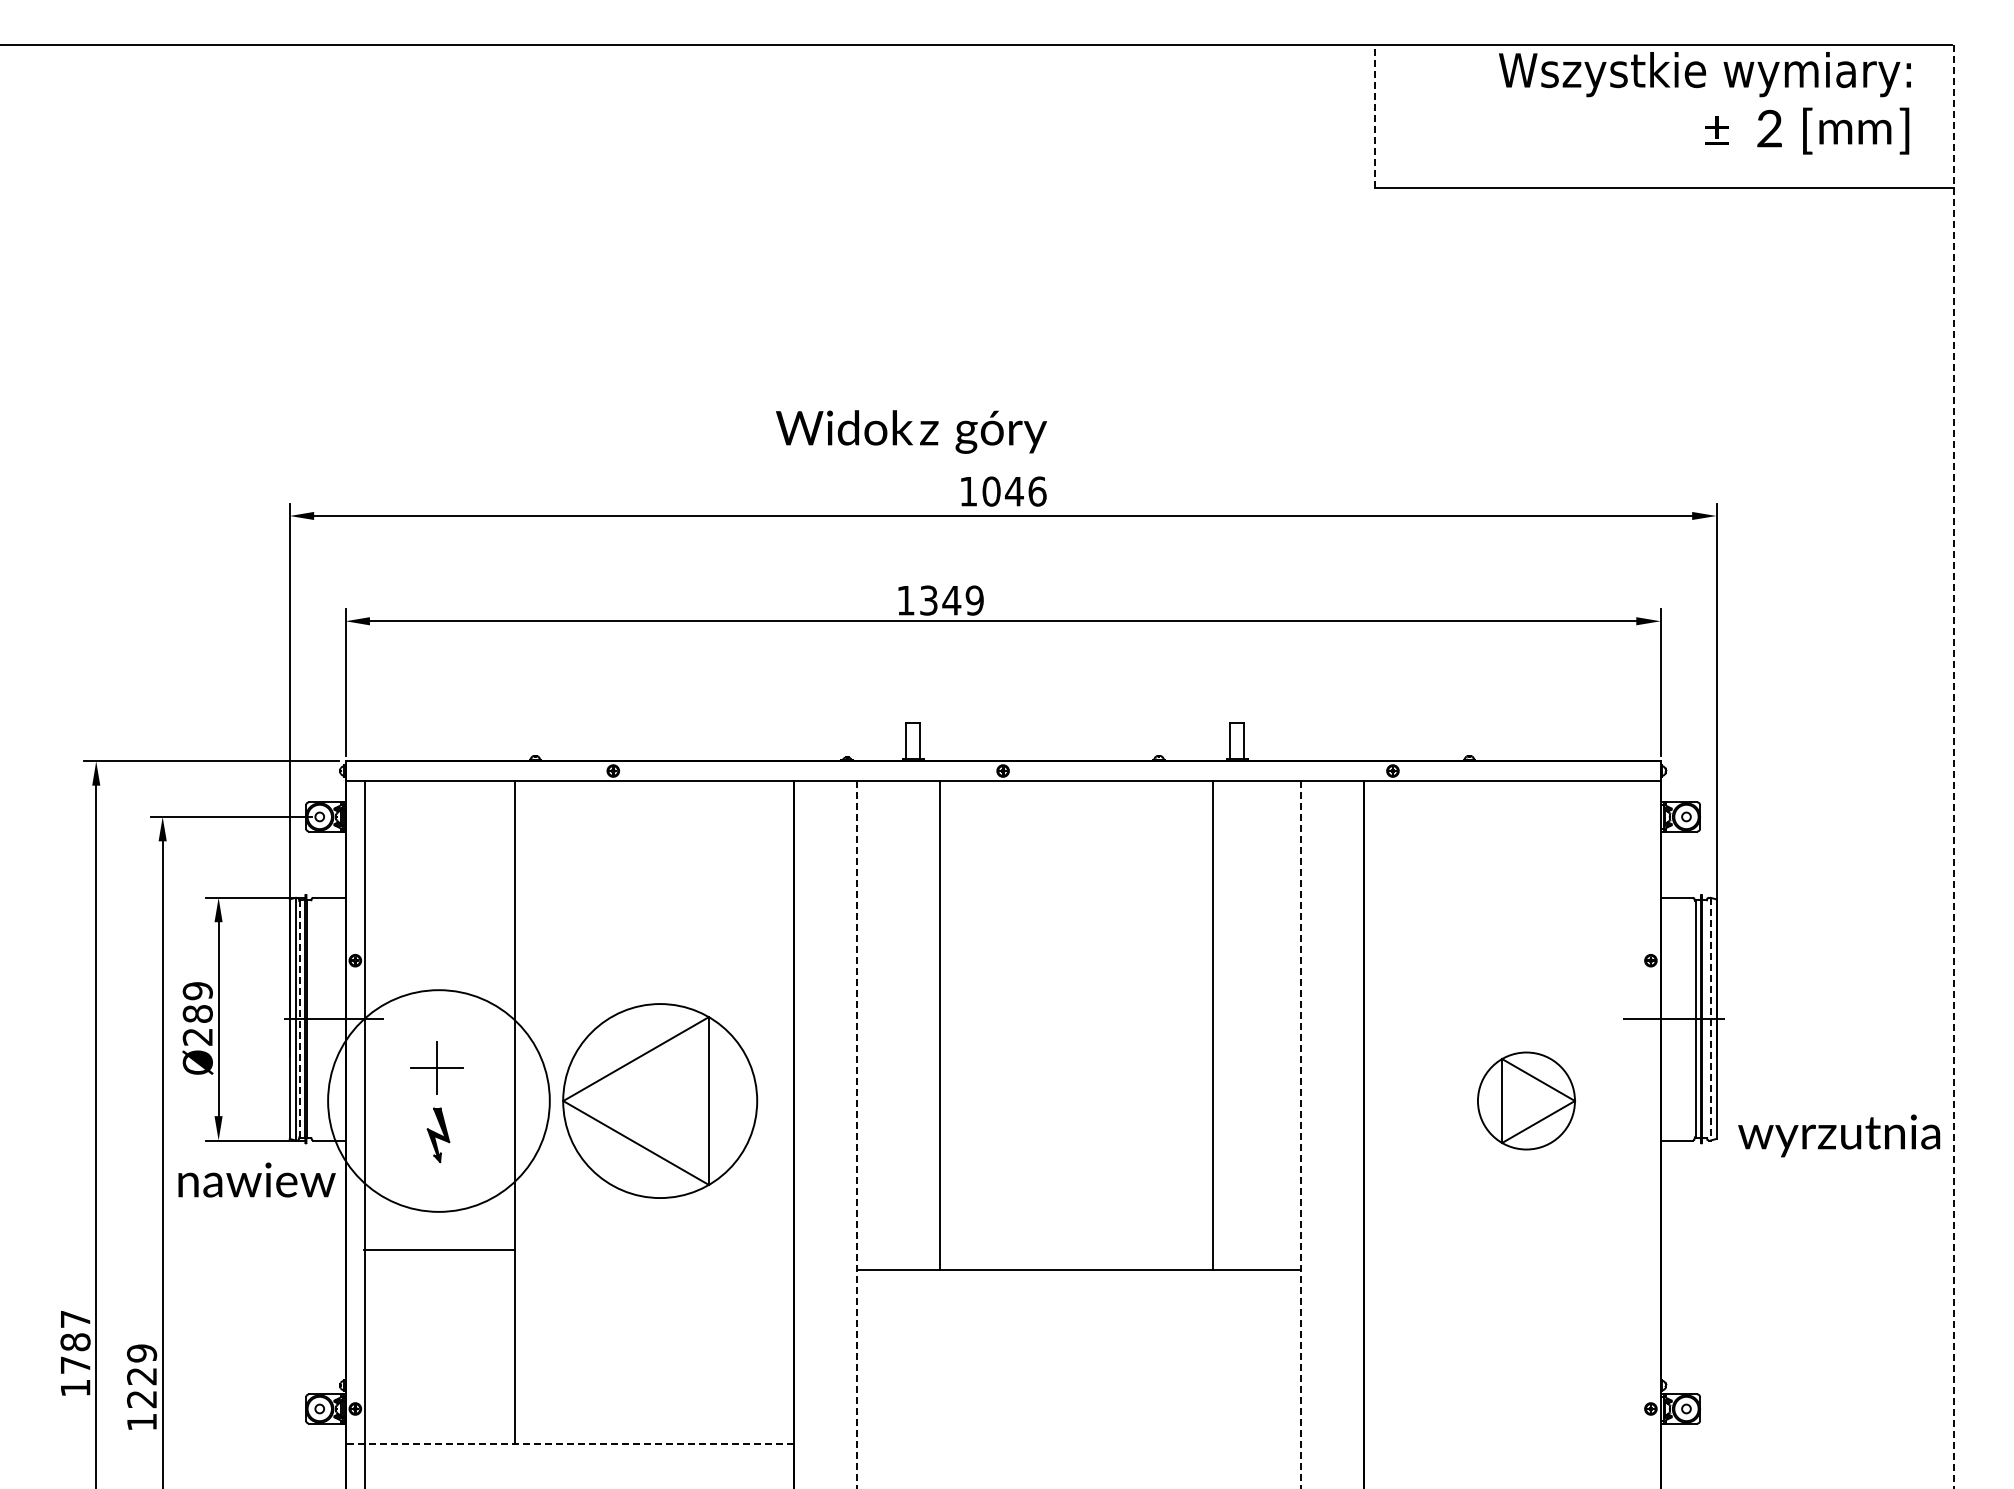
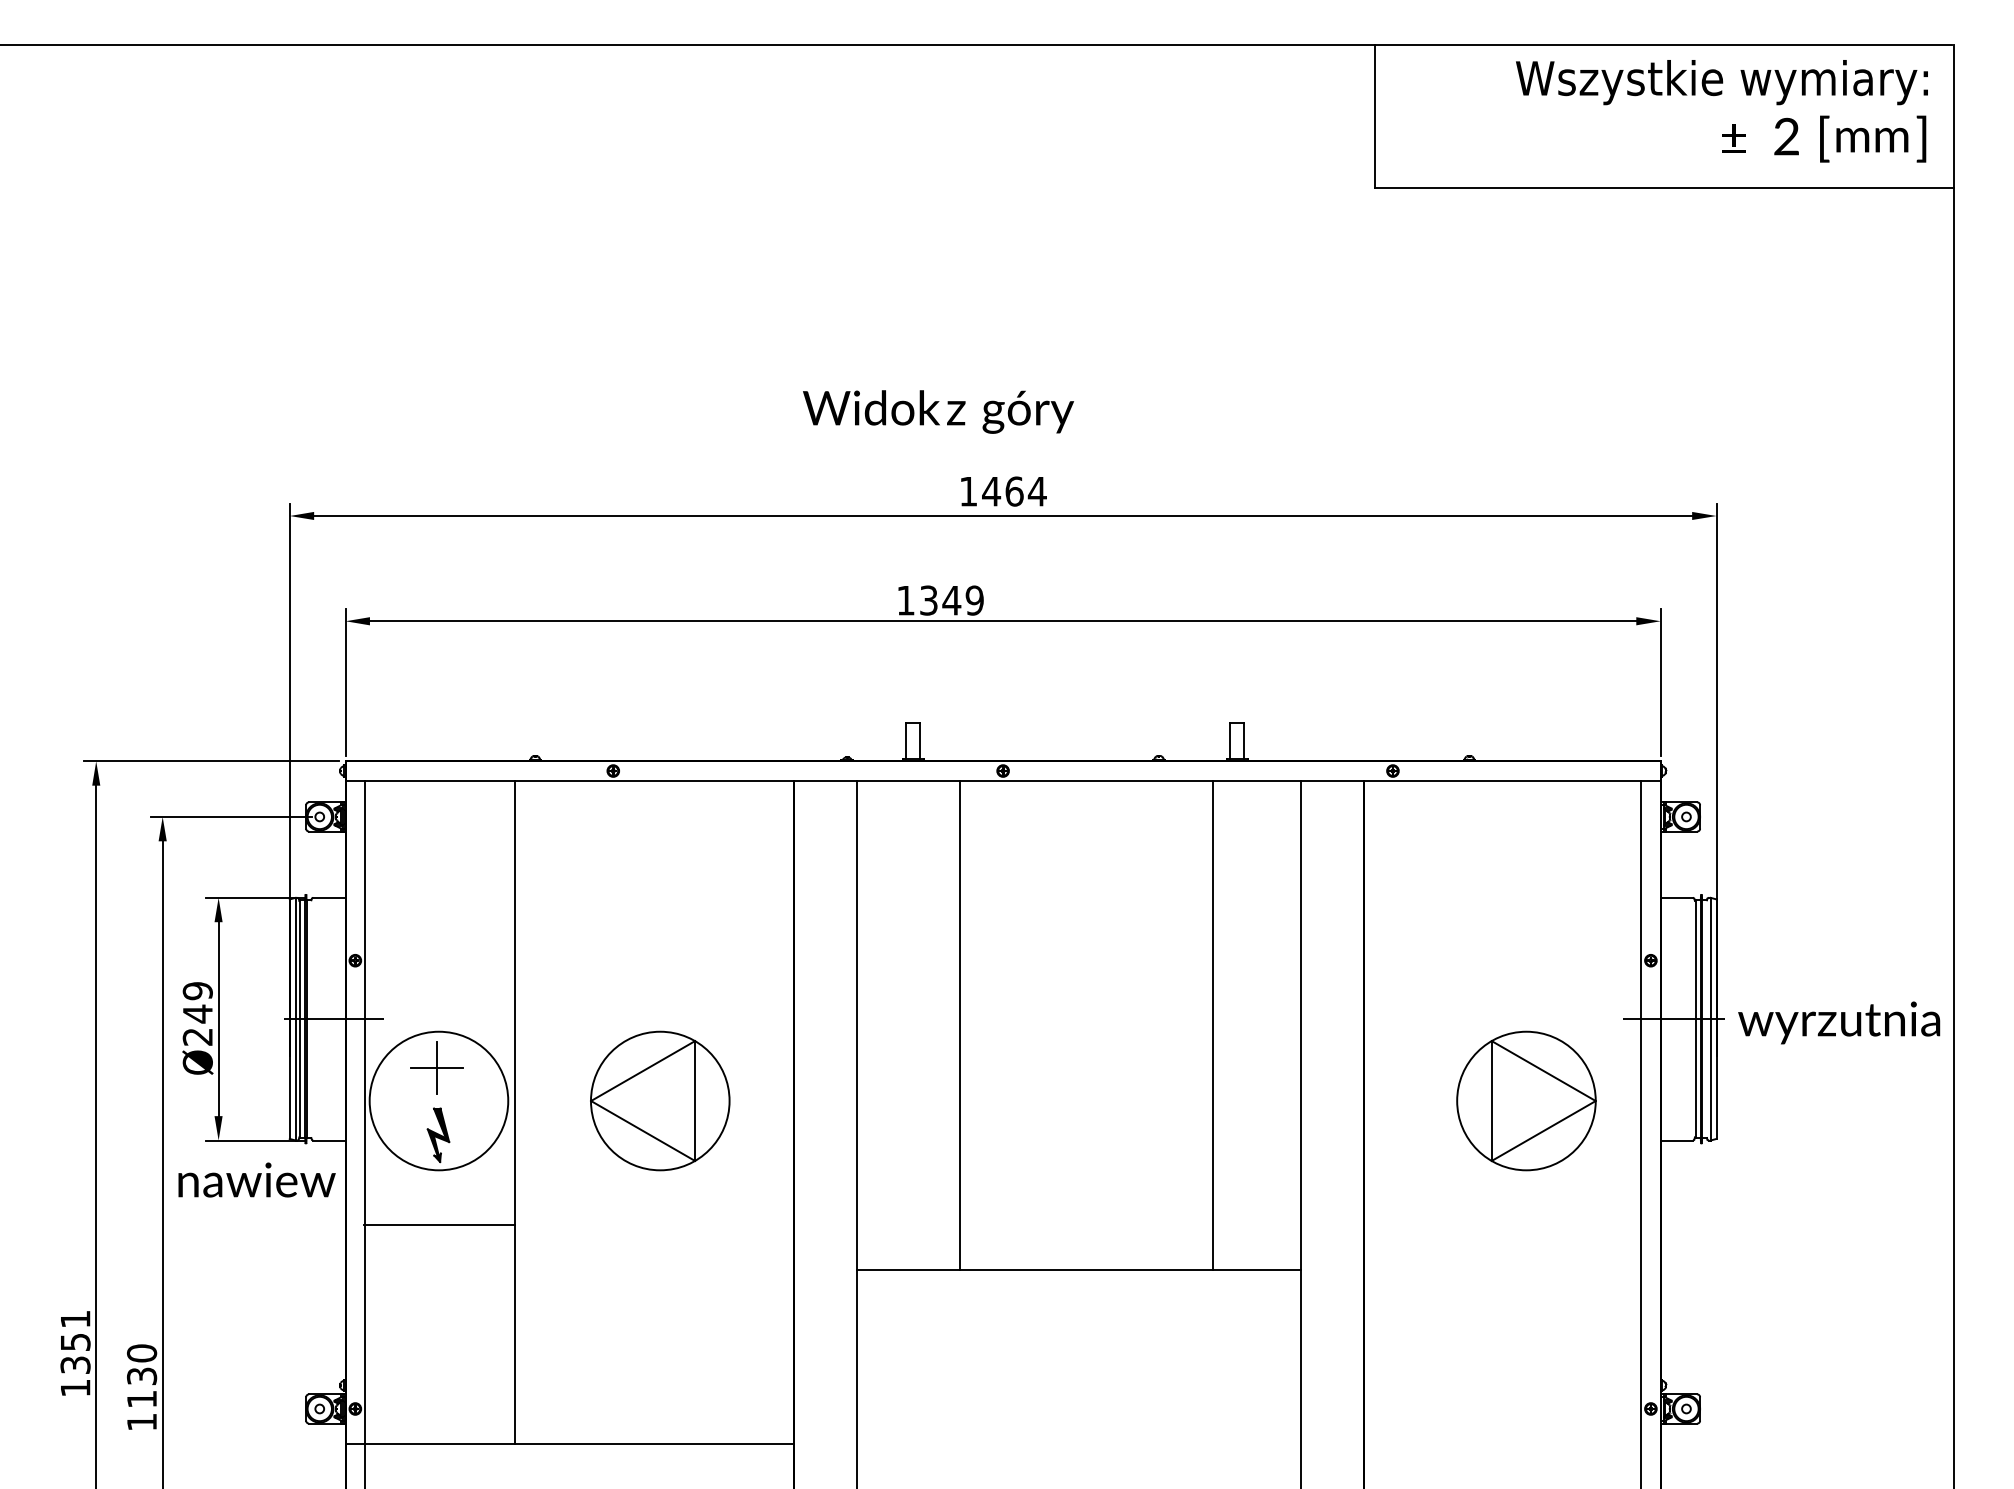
text position: (1704, 103) -> (1721, 111) (1721, 111)
line: dashed -> solid (1375, 115)
text position: (911, 431) -> (938, 411) (938, 411)
text: 1046 -> 1464 (1014, 491)
line: dashed -> solid (1953, 766)
text: Ø289 -> Ø249 (197, 1013)
line: dashed -> solid (300, 1019)
line: dashed -> solid (1710, 1019)
line position: (939, 1024) -> (959, 1024) (959, 1024)
circle diameter: 222 px -> 139 px (438, 1100)
part size: 197x196 px -> 141x142 px (660, 1100)
part size: 99x100 px -> 141x142 px (1526, 1100)
line: none -> present (1641, 1132)
line: dashed -> solid (857, 1134)
line: dashed -> solid (1300, 1134)
text position: (1839, 1135) -> (1839, 1022) (1839, 1022)
line position: (439, 1249) -> (439, 1224) (439, 1224)
text: 1787 -> 1351 (75, 1342)
text: 1229 -> 1130 (141, 1376)
line: dashed -> solid (569, 1444)
